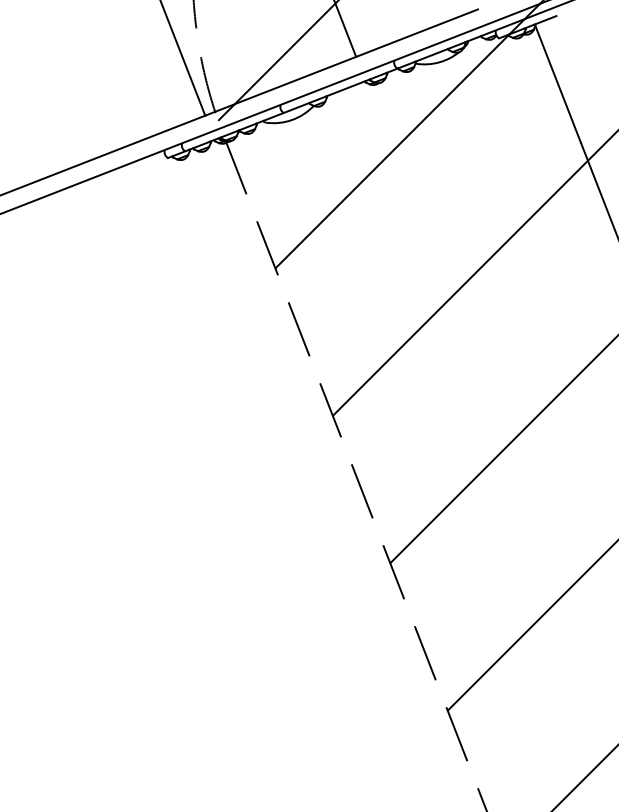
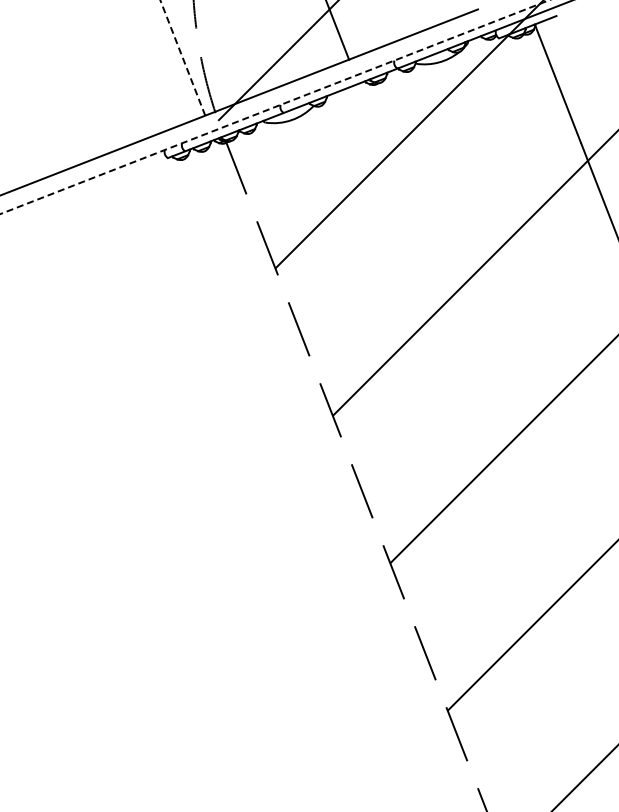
line position: (345, 29) -> (337, 30) (337, 30)
line: solid -> dashed (182, 58)
line: solid -> dashed (275, 106)
